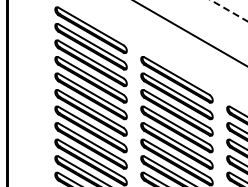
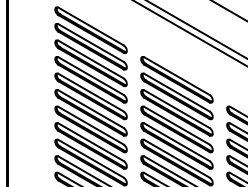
line: dashed -> solid (229, 10)
line: none -> present (196, 29)
